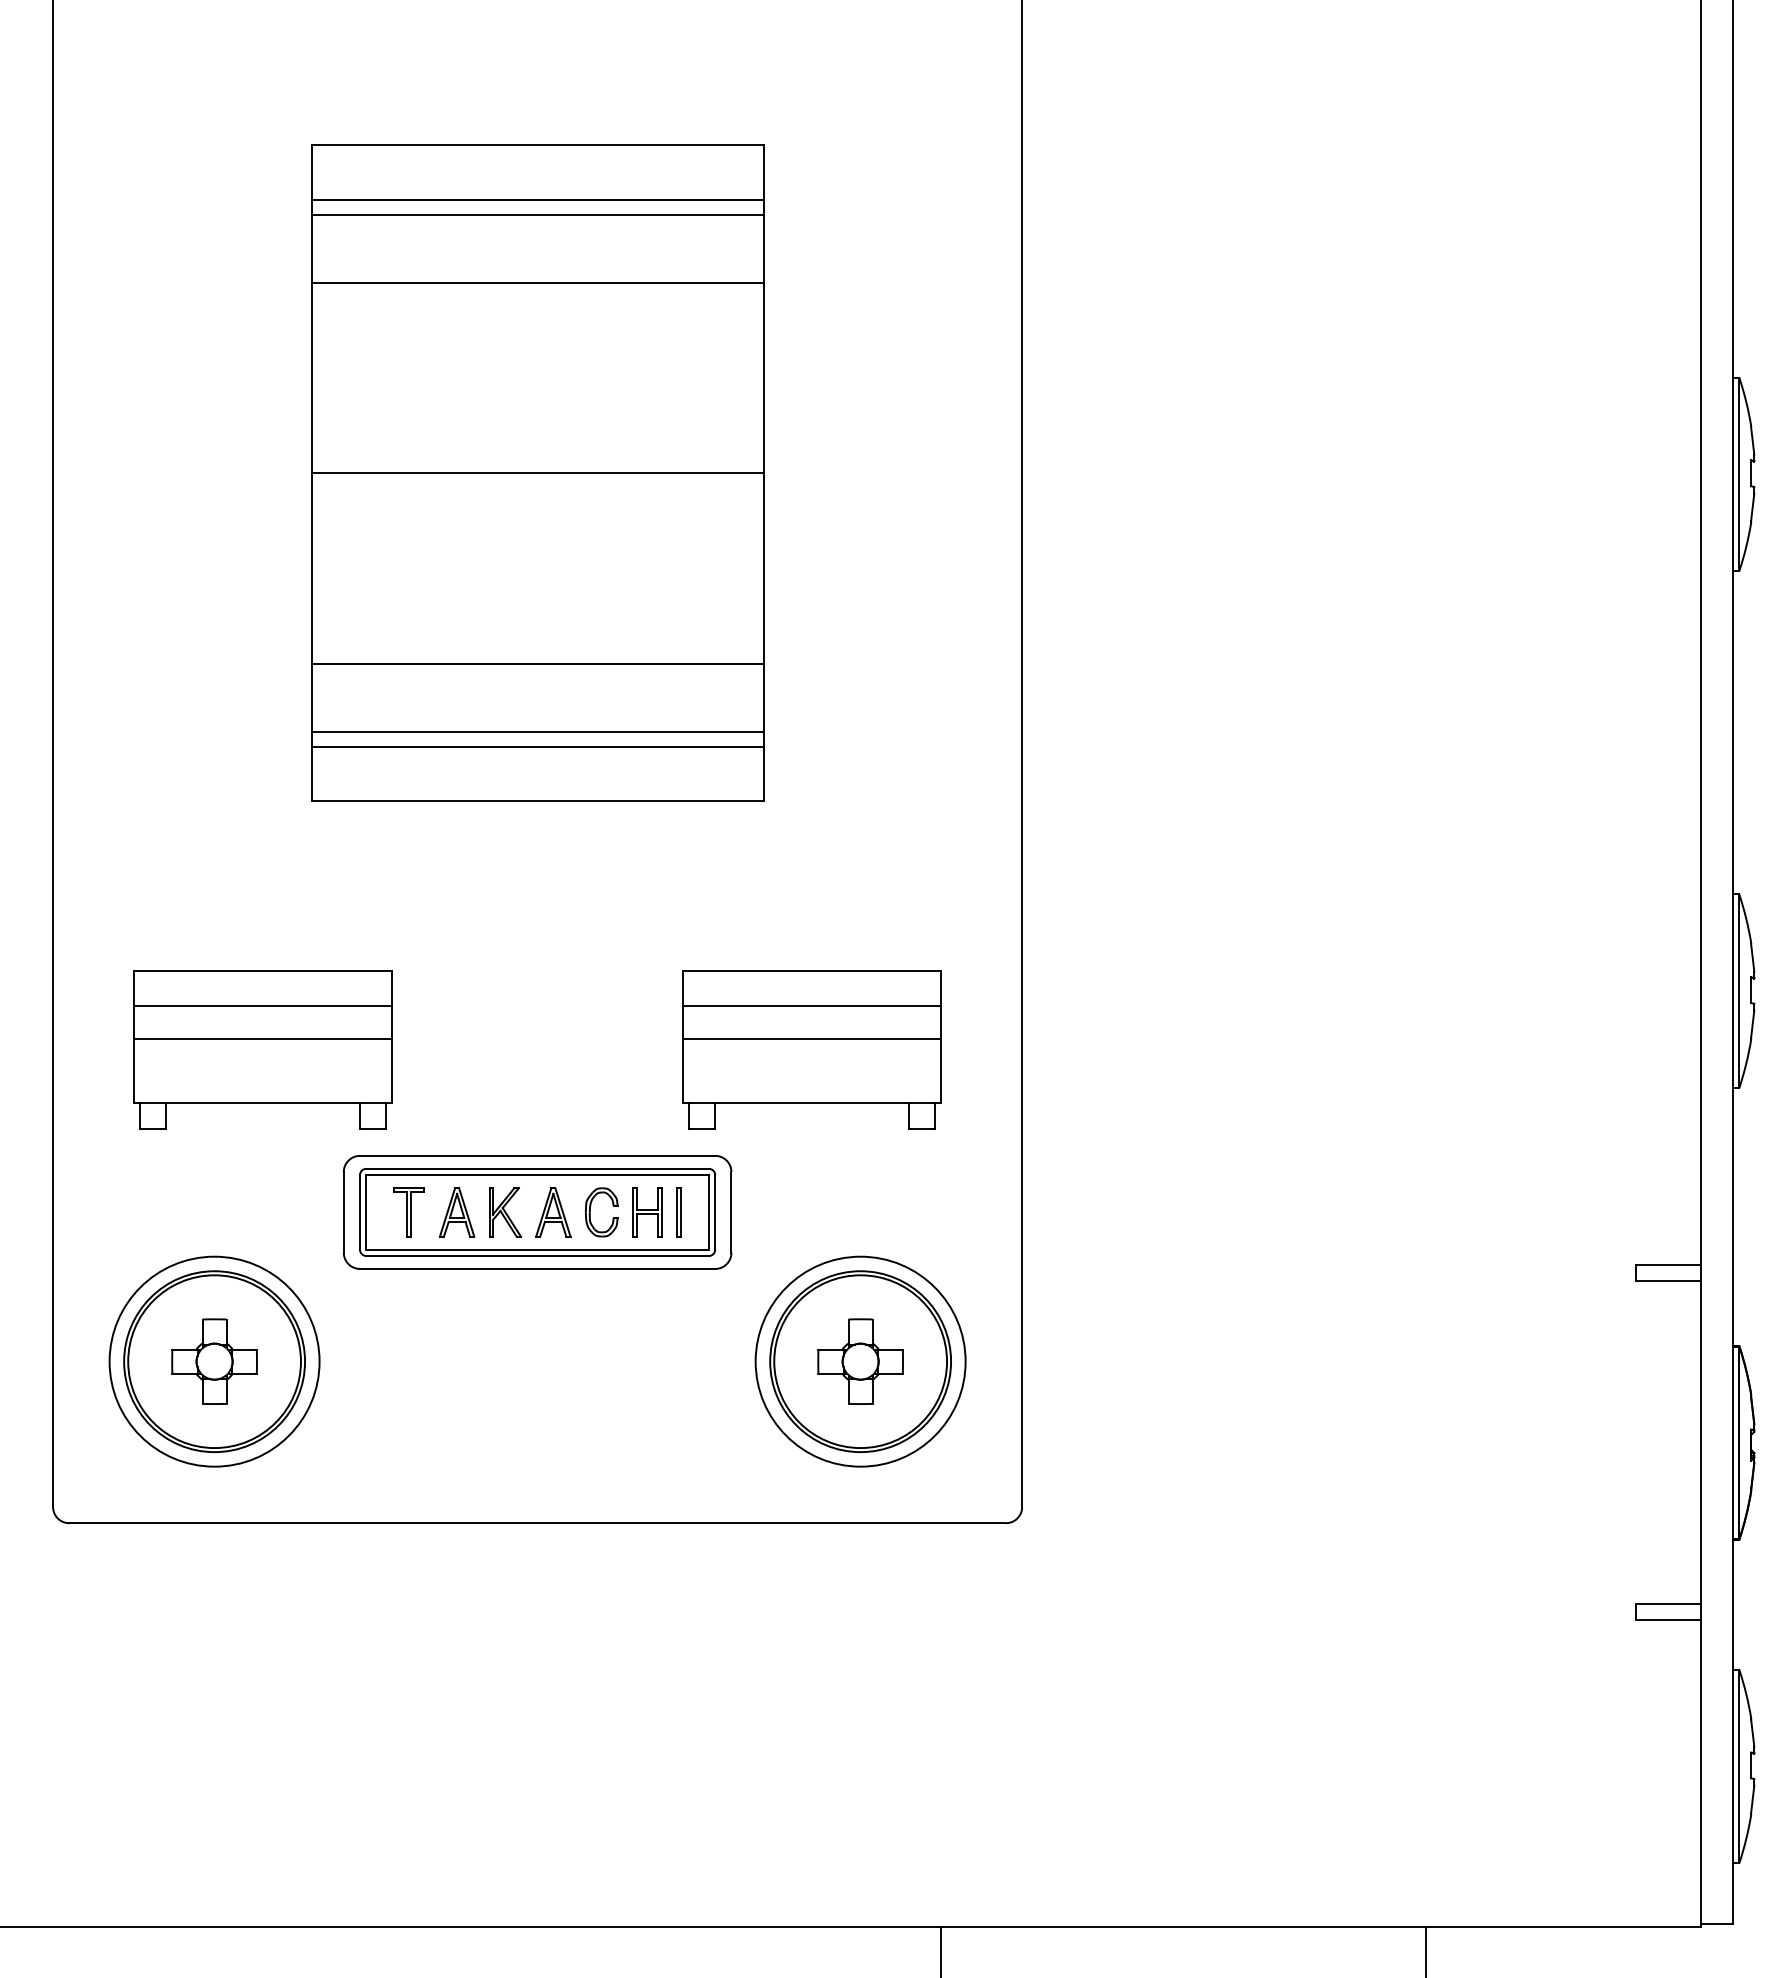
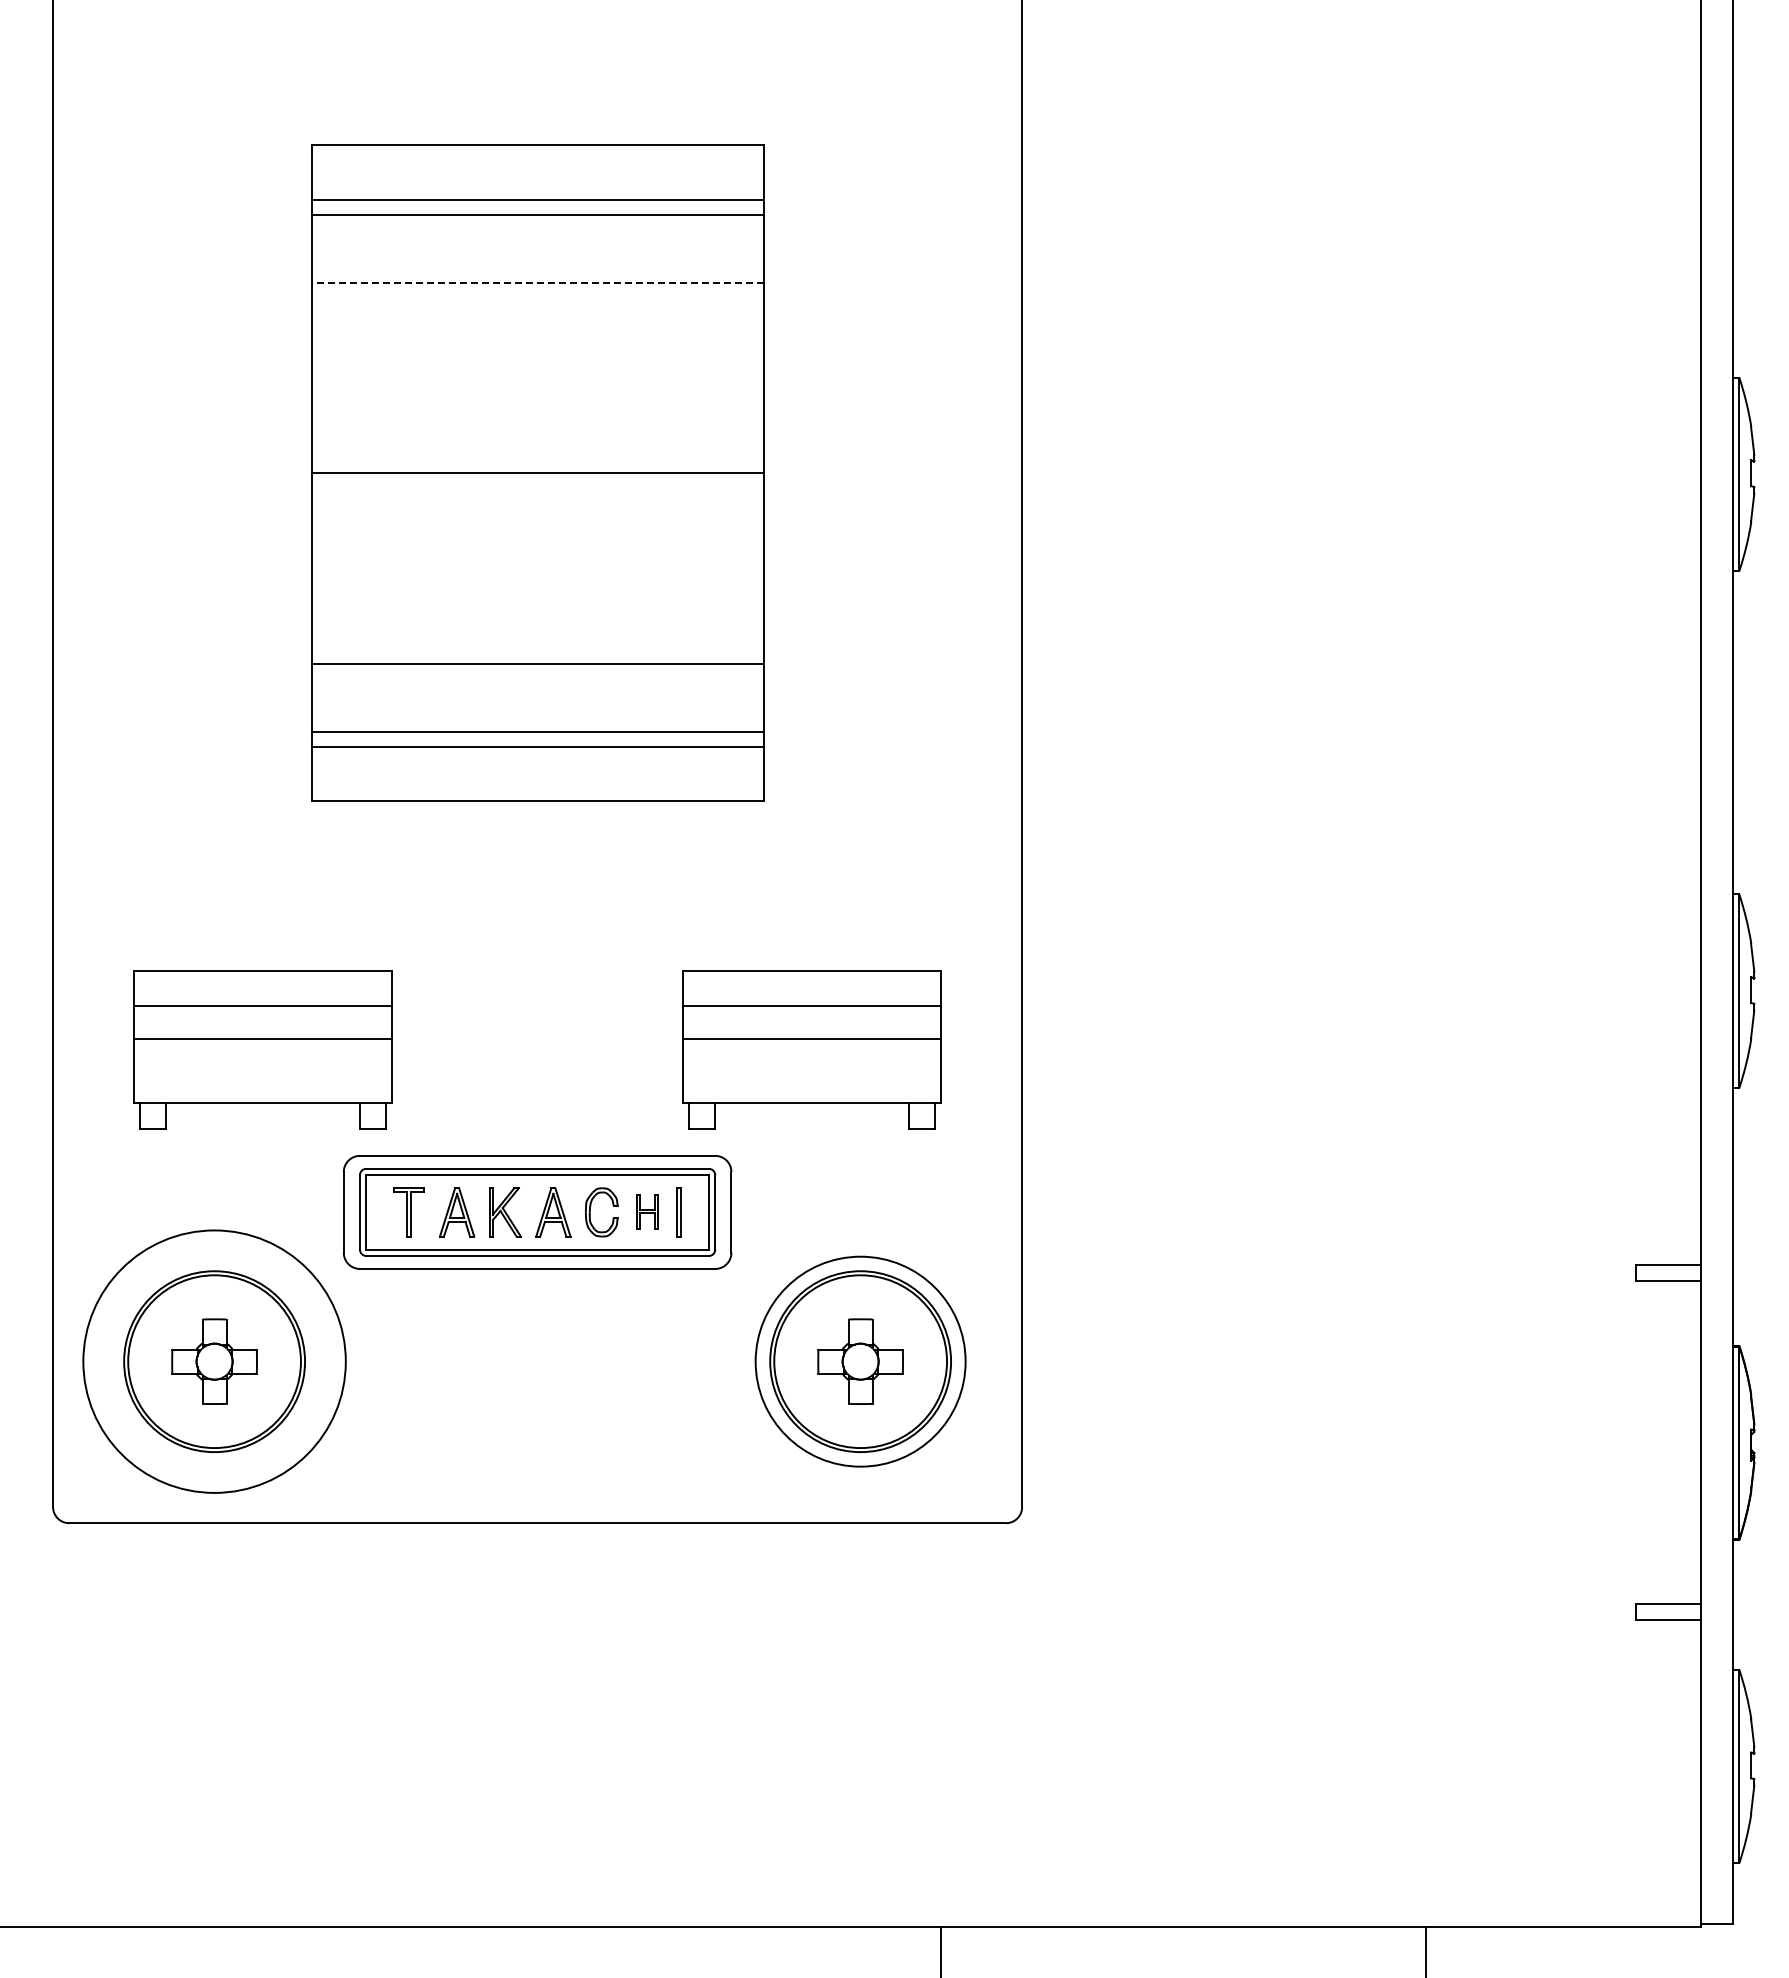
line: solid -> dashed (537, 282)
part size: 31x51 px -> 23x36 px (647, 1211)
circle diameter: 210 px -> 262 px (214, 1361)
